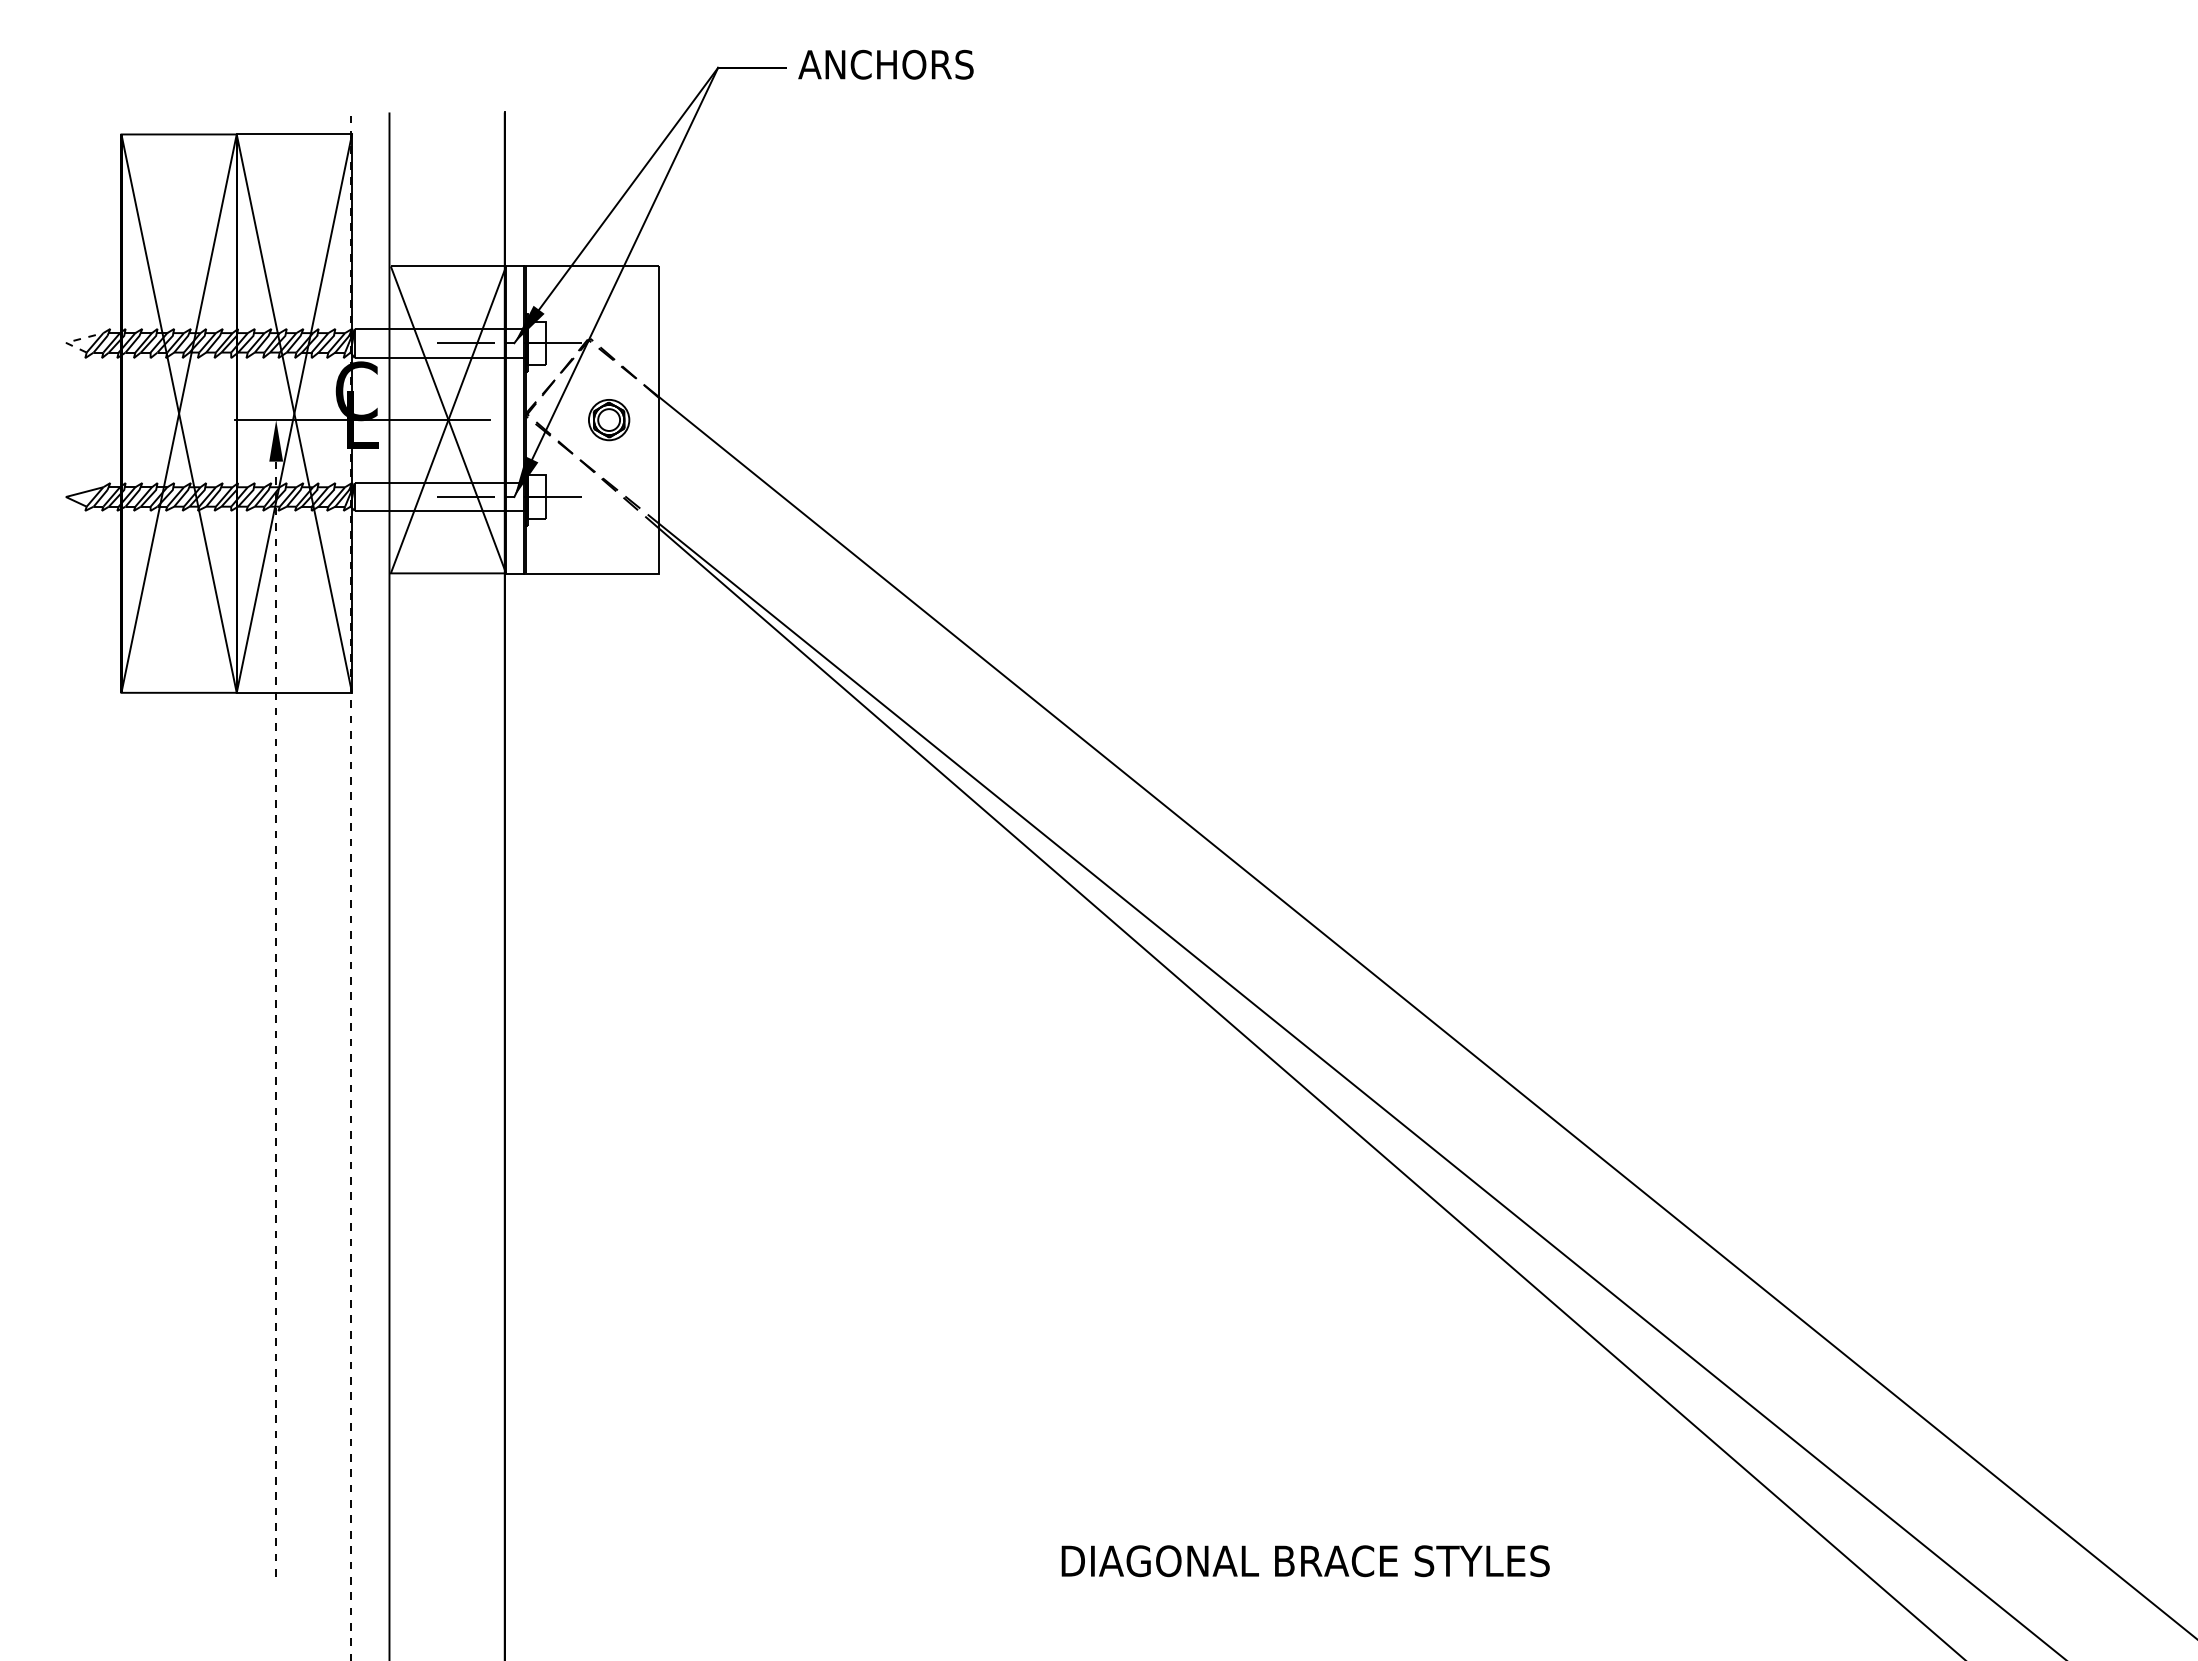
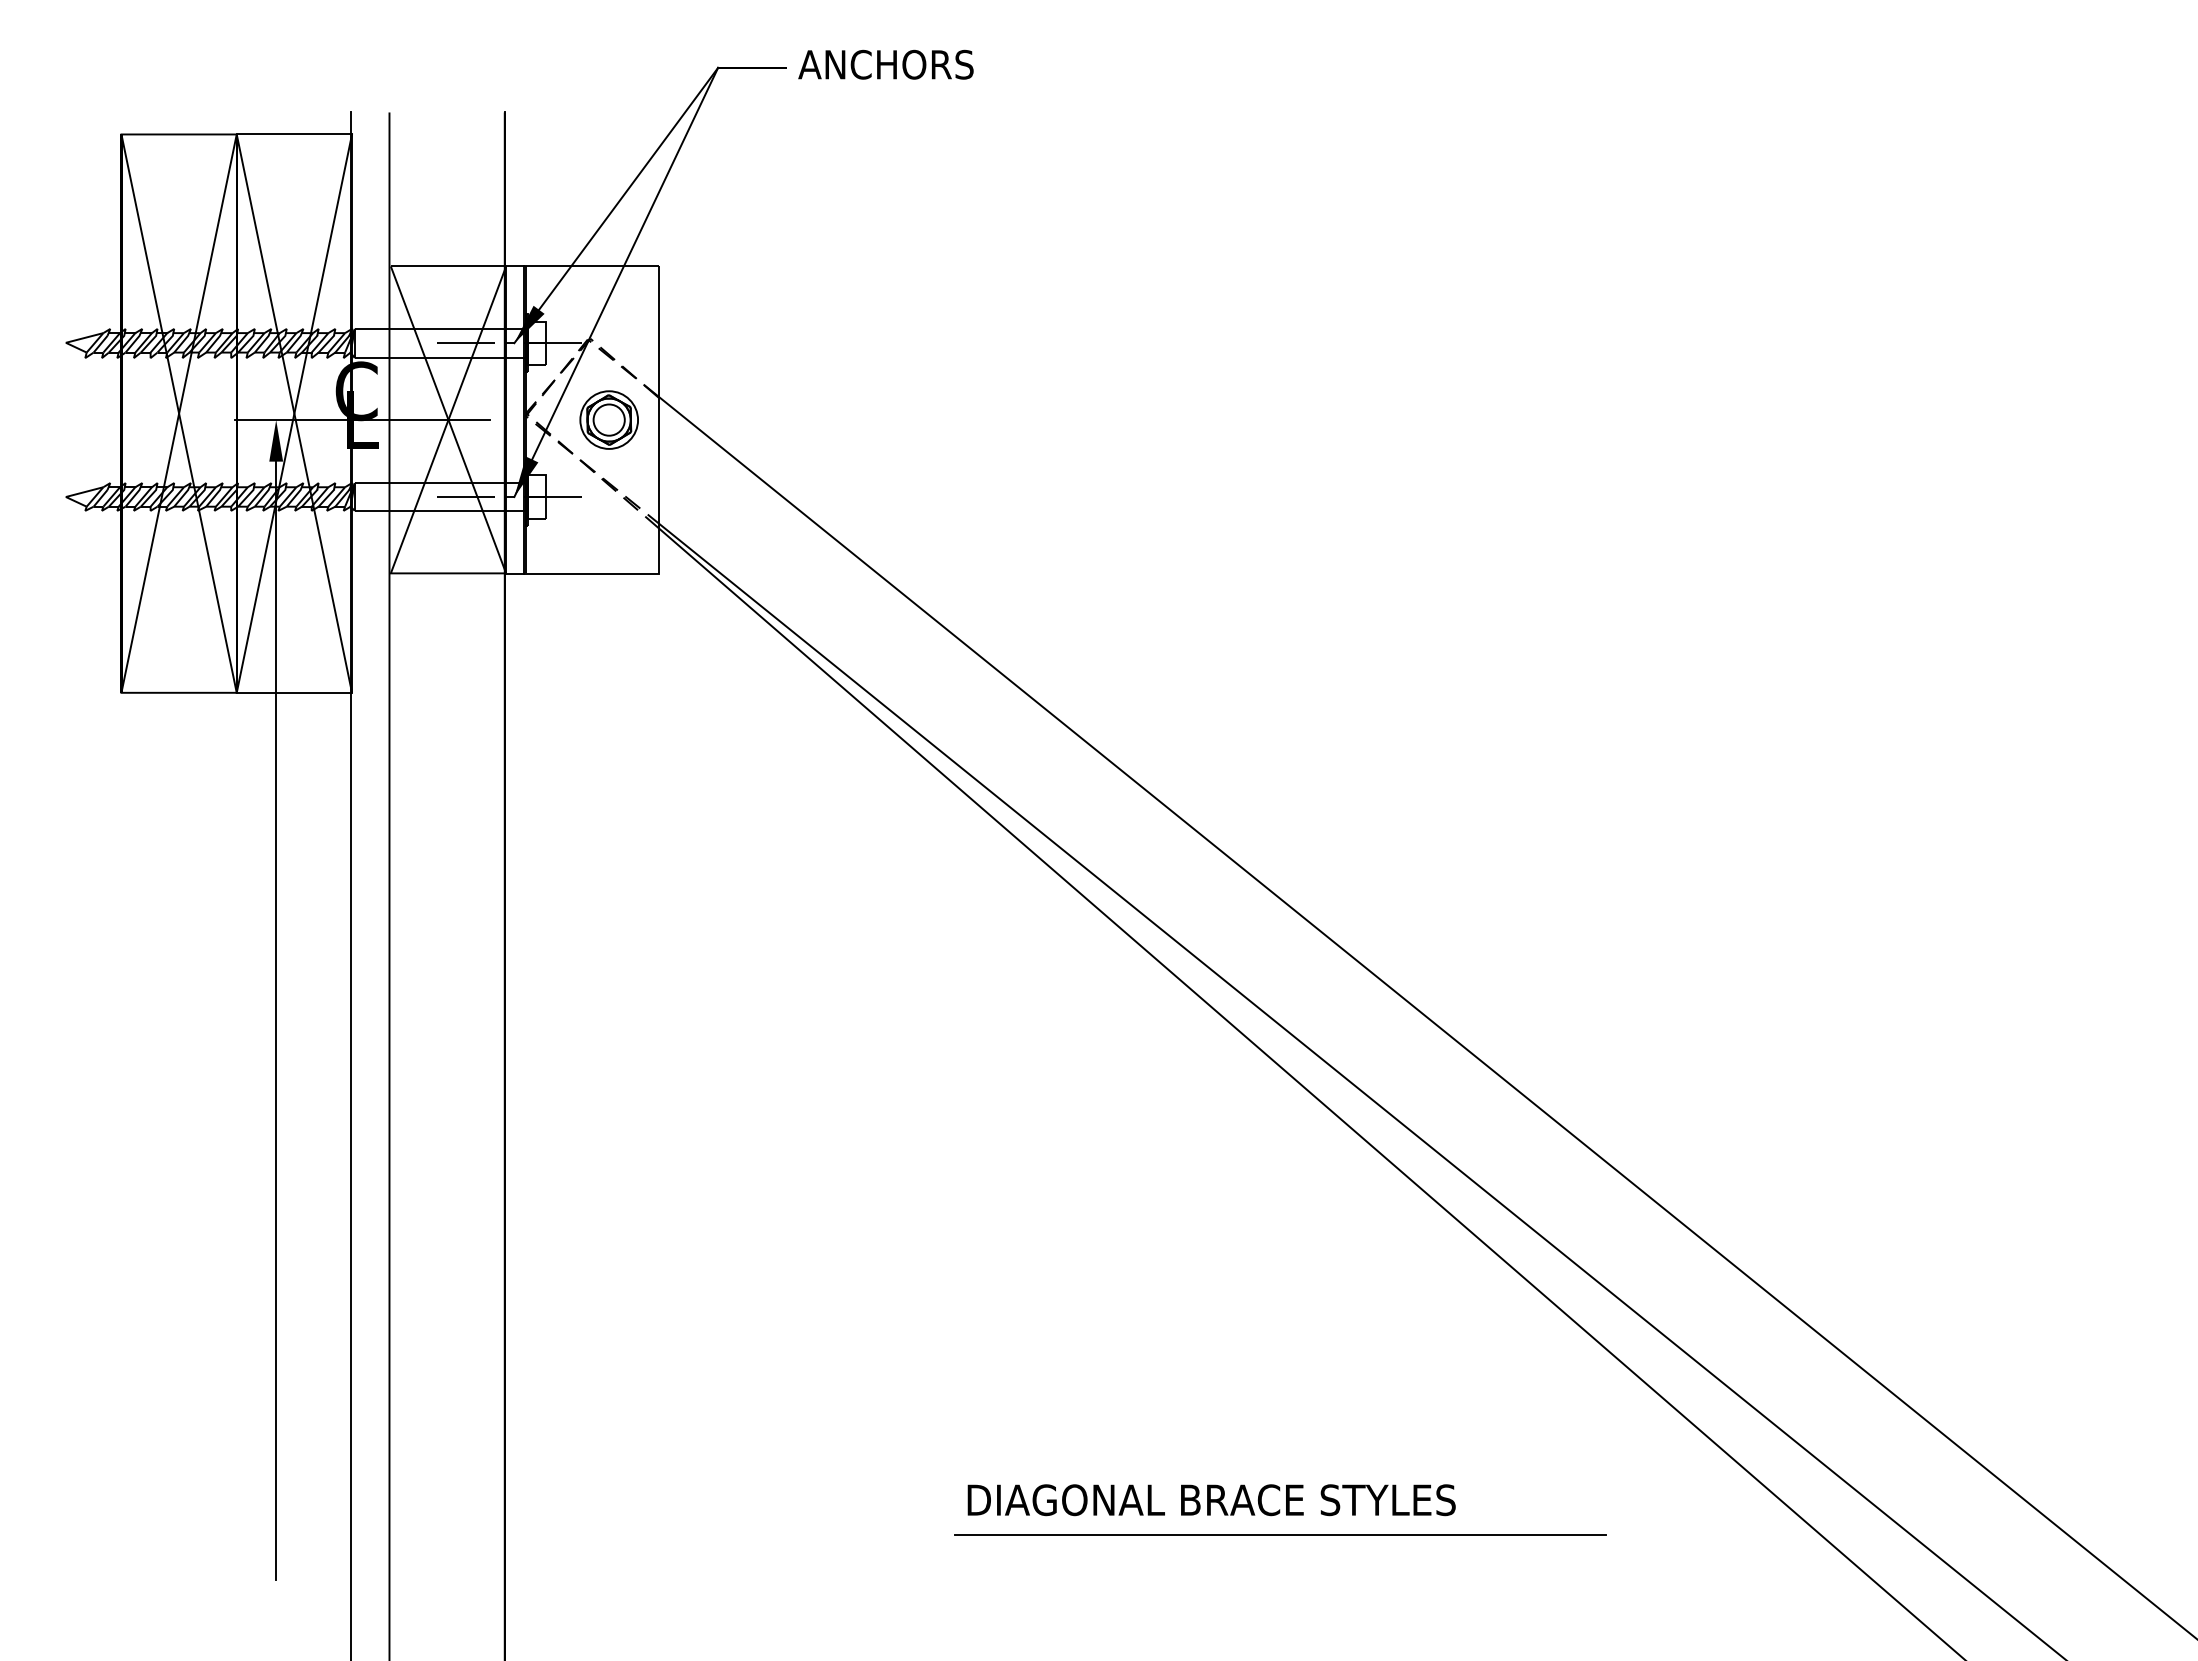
line: dashed -> solid (73, 340)
part size: 43x43 px -> 60x60 px (608, 419)
line: dashed -> solid (350, 886)
line: dashed -> solid (276, 1021)
line: none -> present (1279, 1535)
text position: (1305, 1561) -> (1211, 1500) (1211, 1500)
